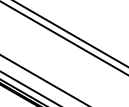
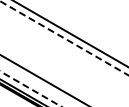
line: solid -> dashed (64, 38)
line: solid -> dashed (30, 88)
